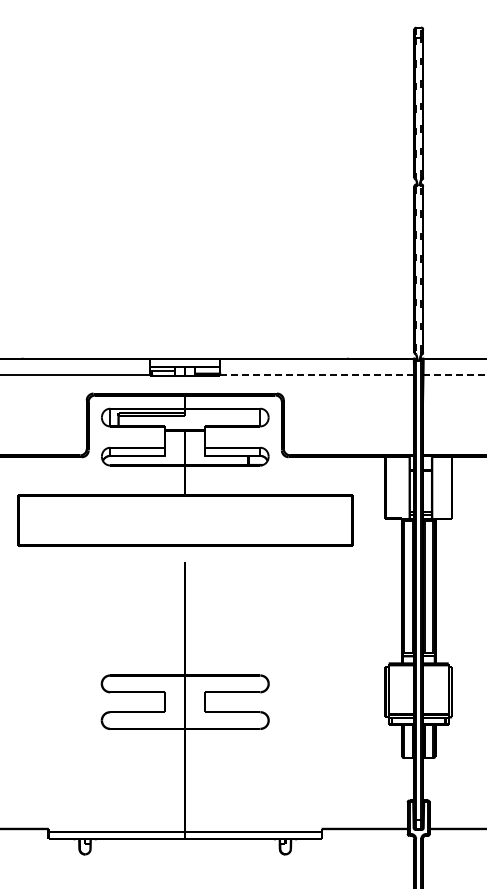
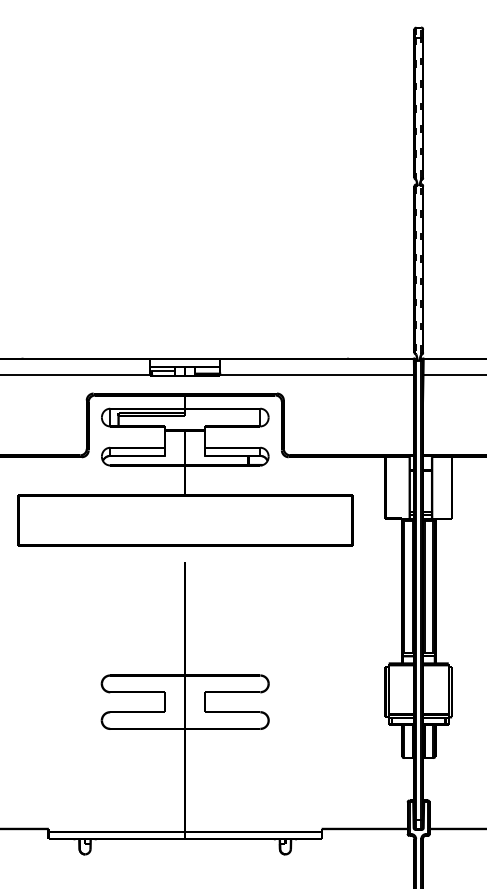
line: dashed -> solid (317, 375)
line: dashed -> solid (454, 375)
